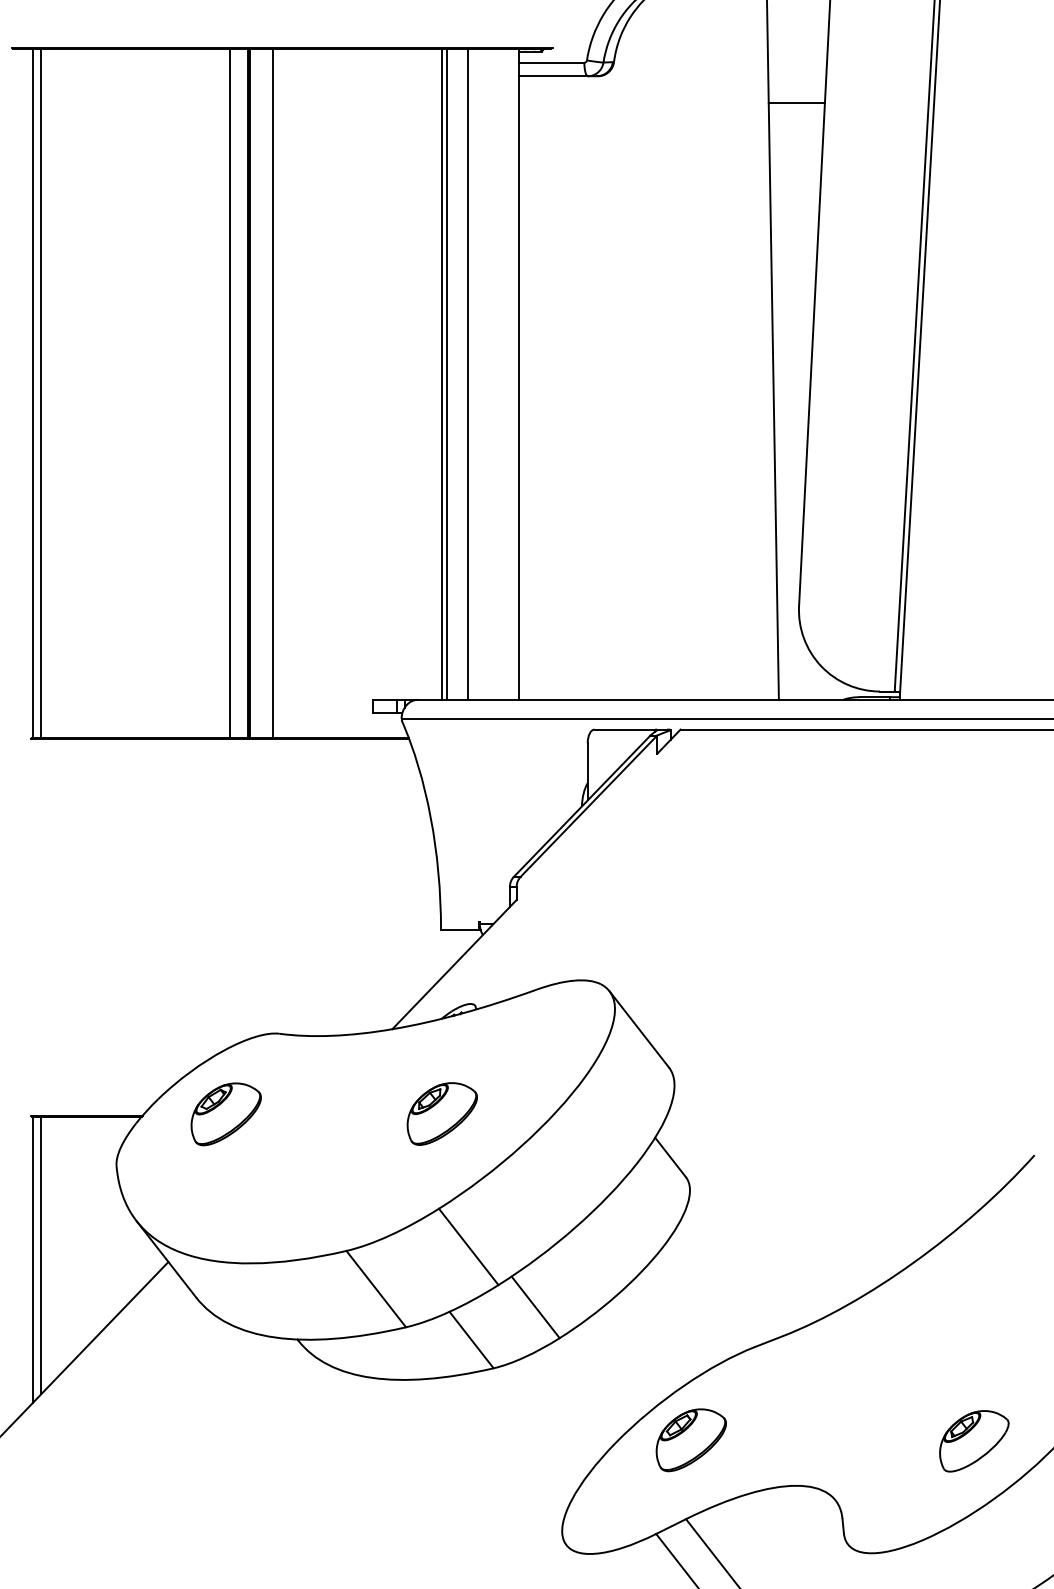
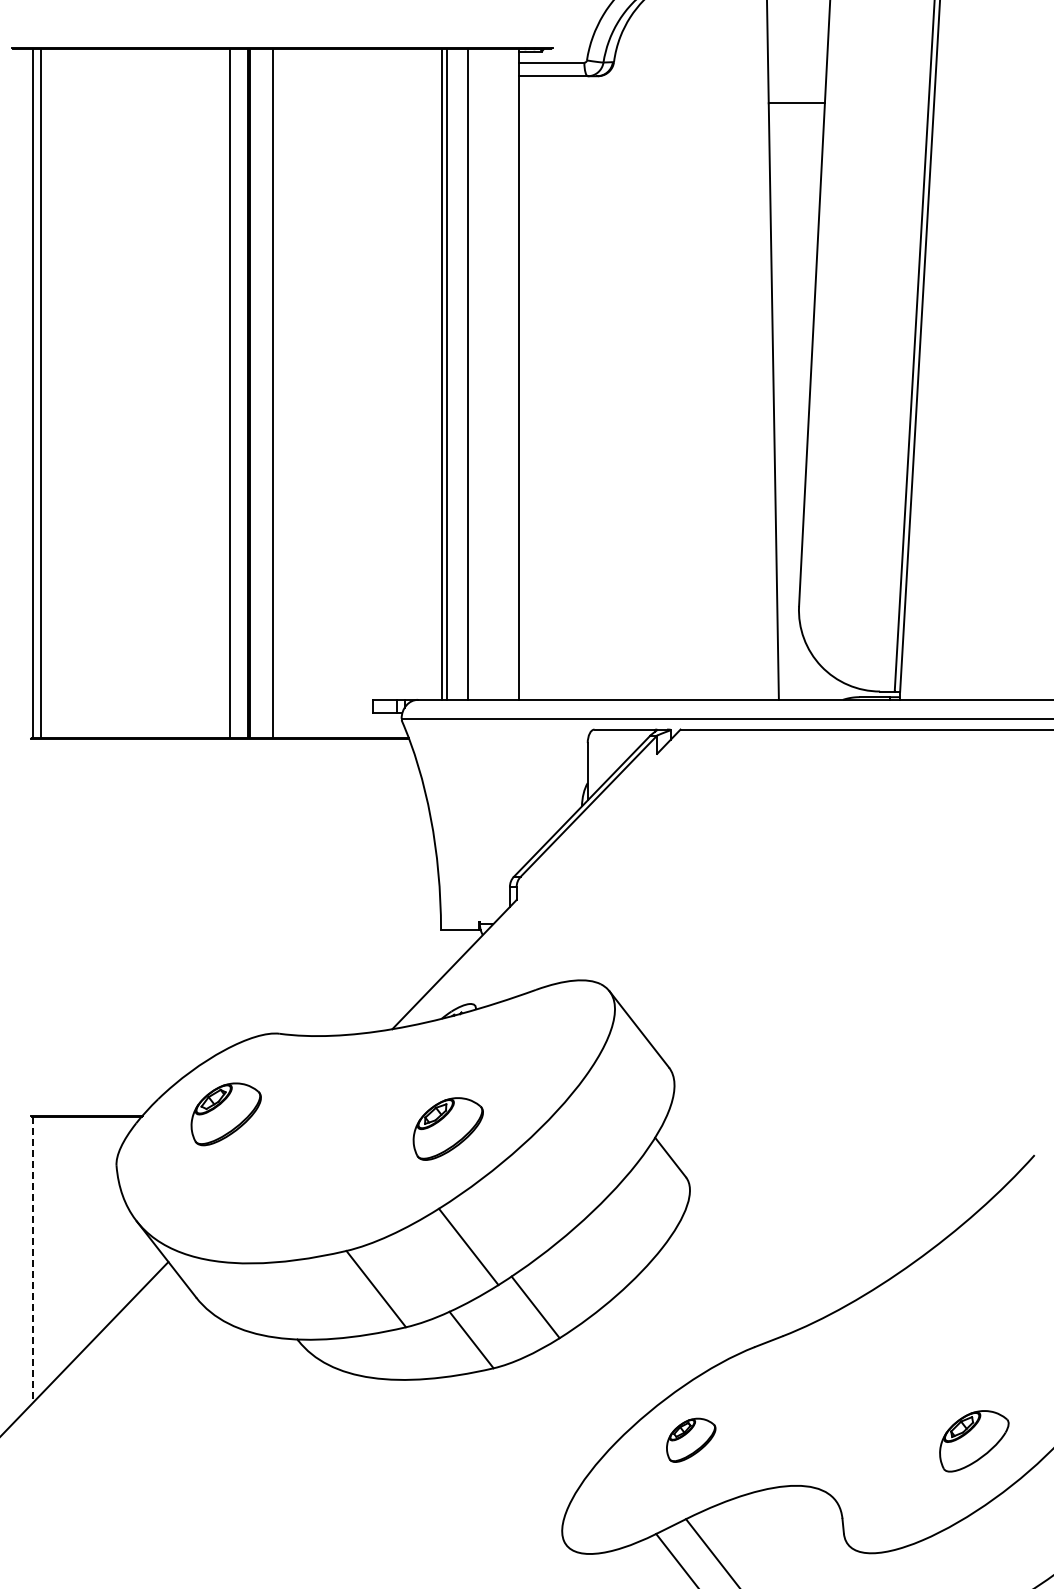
part position: (441, 1113) -> (447, 1128) (447, 1128)
line: present -> none (41, 1255)
line: solid -> dashed (32, 1260)
part size: 72x65 px -> 51x46 px (691, 1439)
